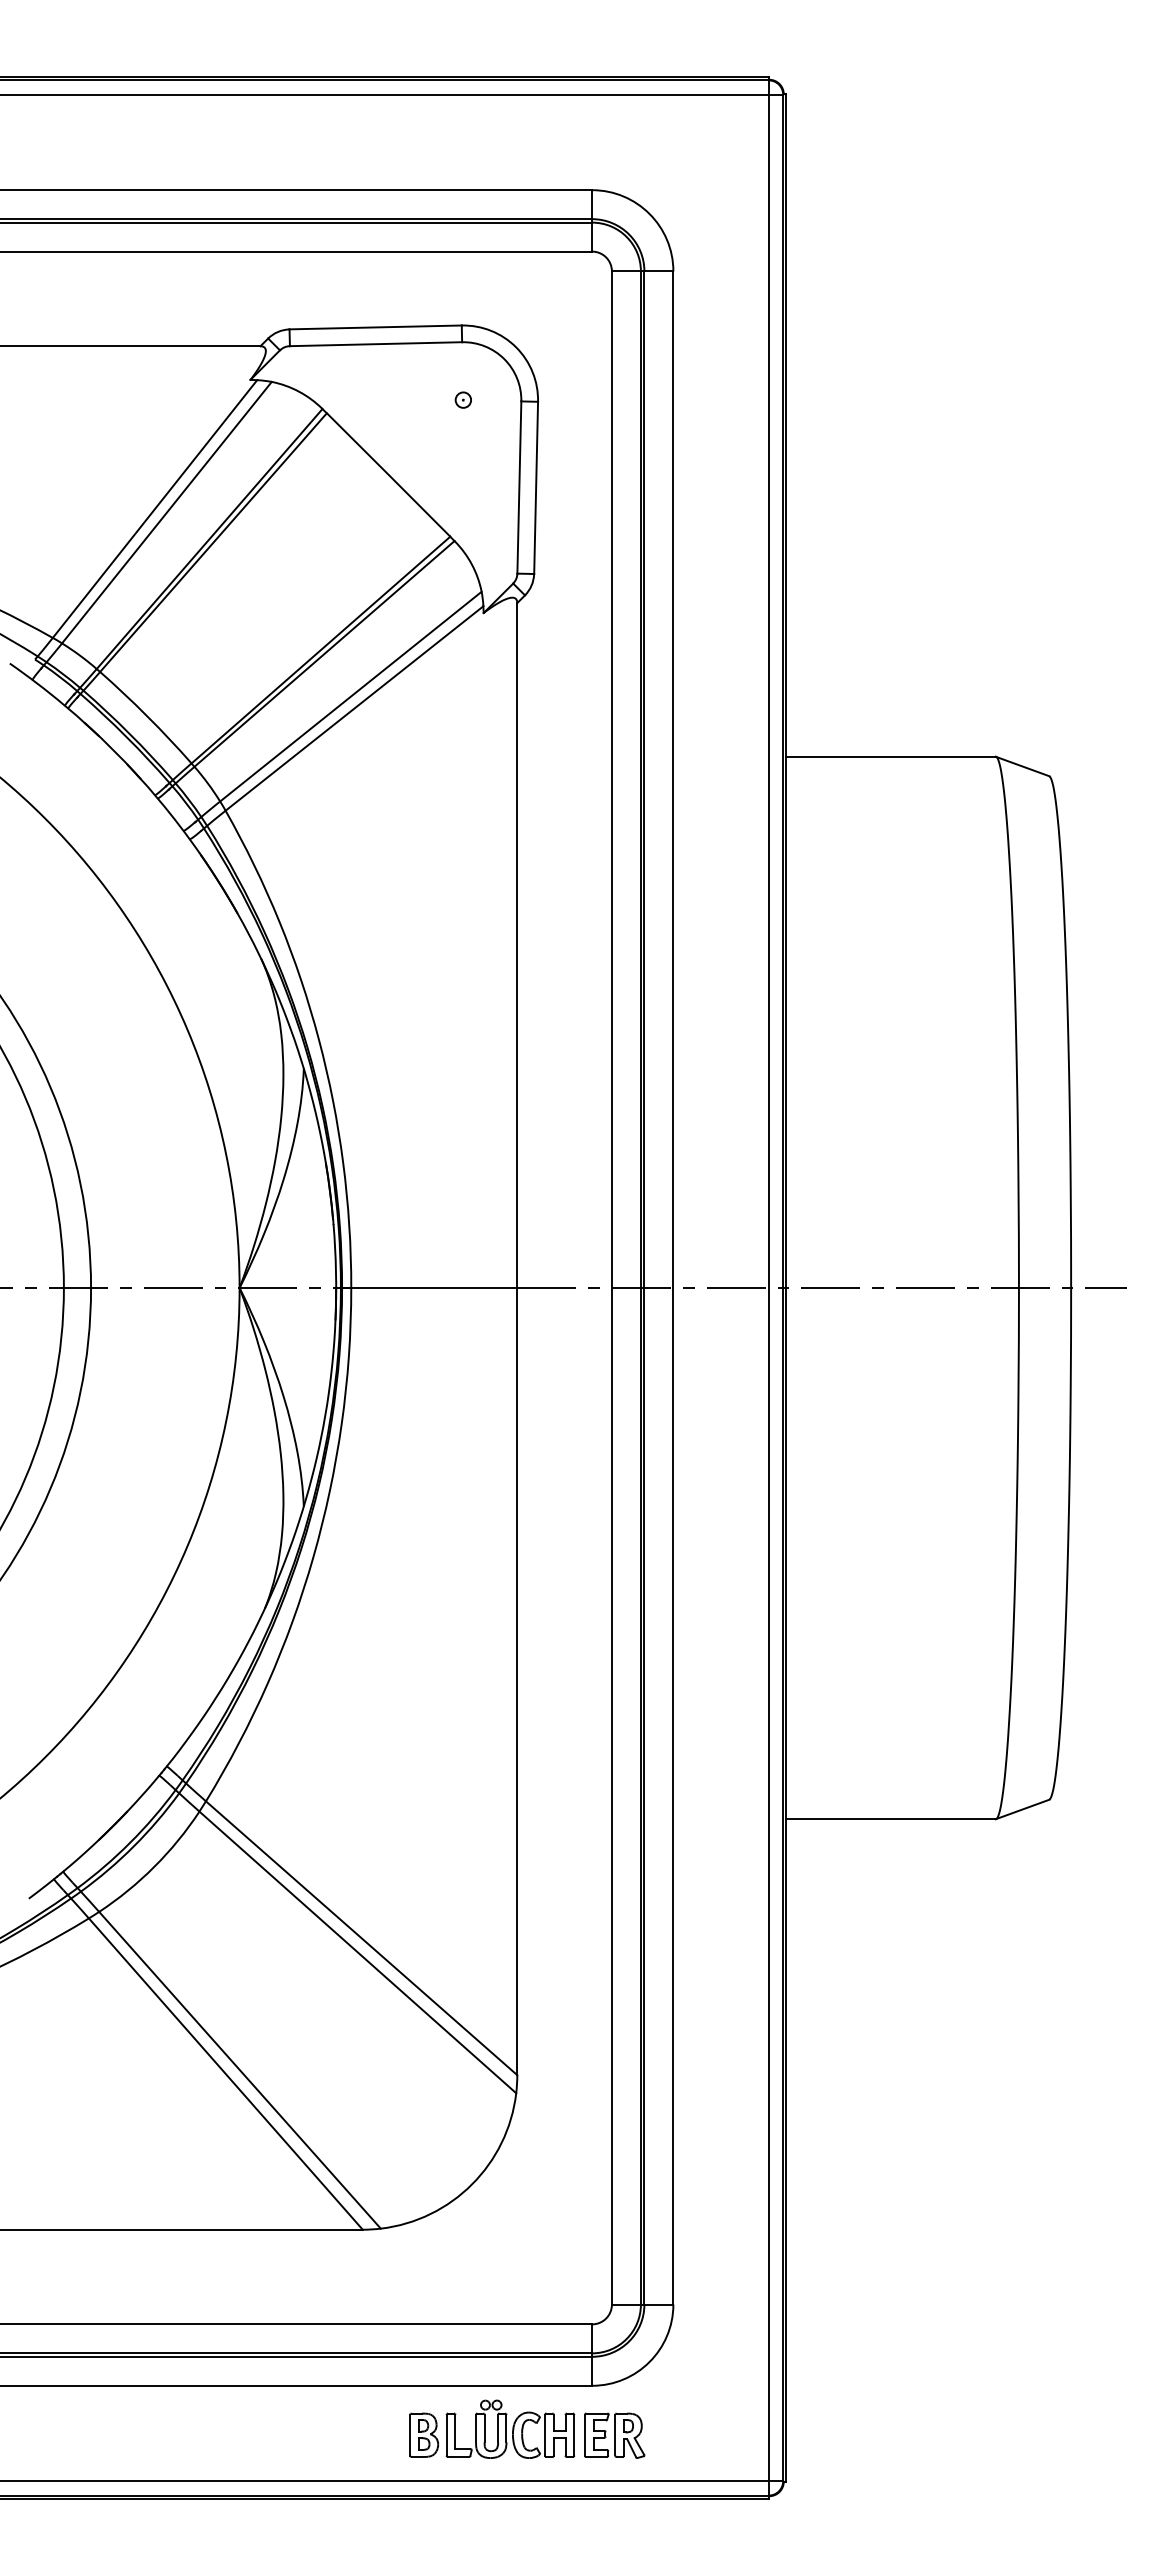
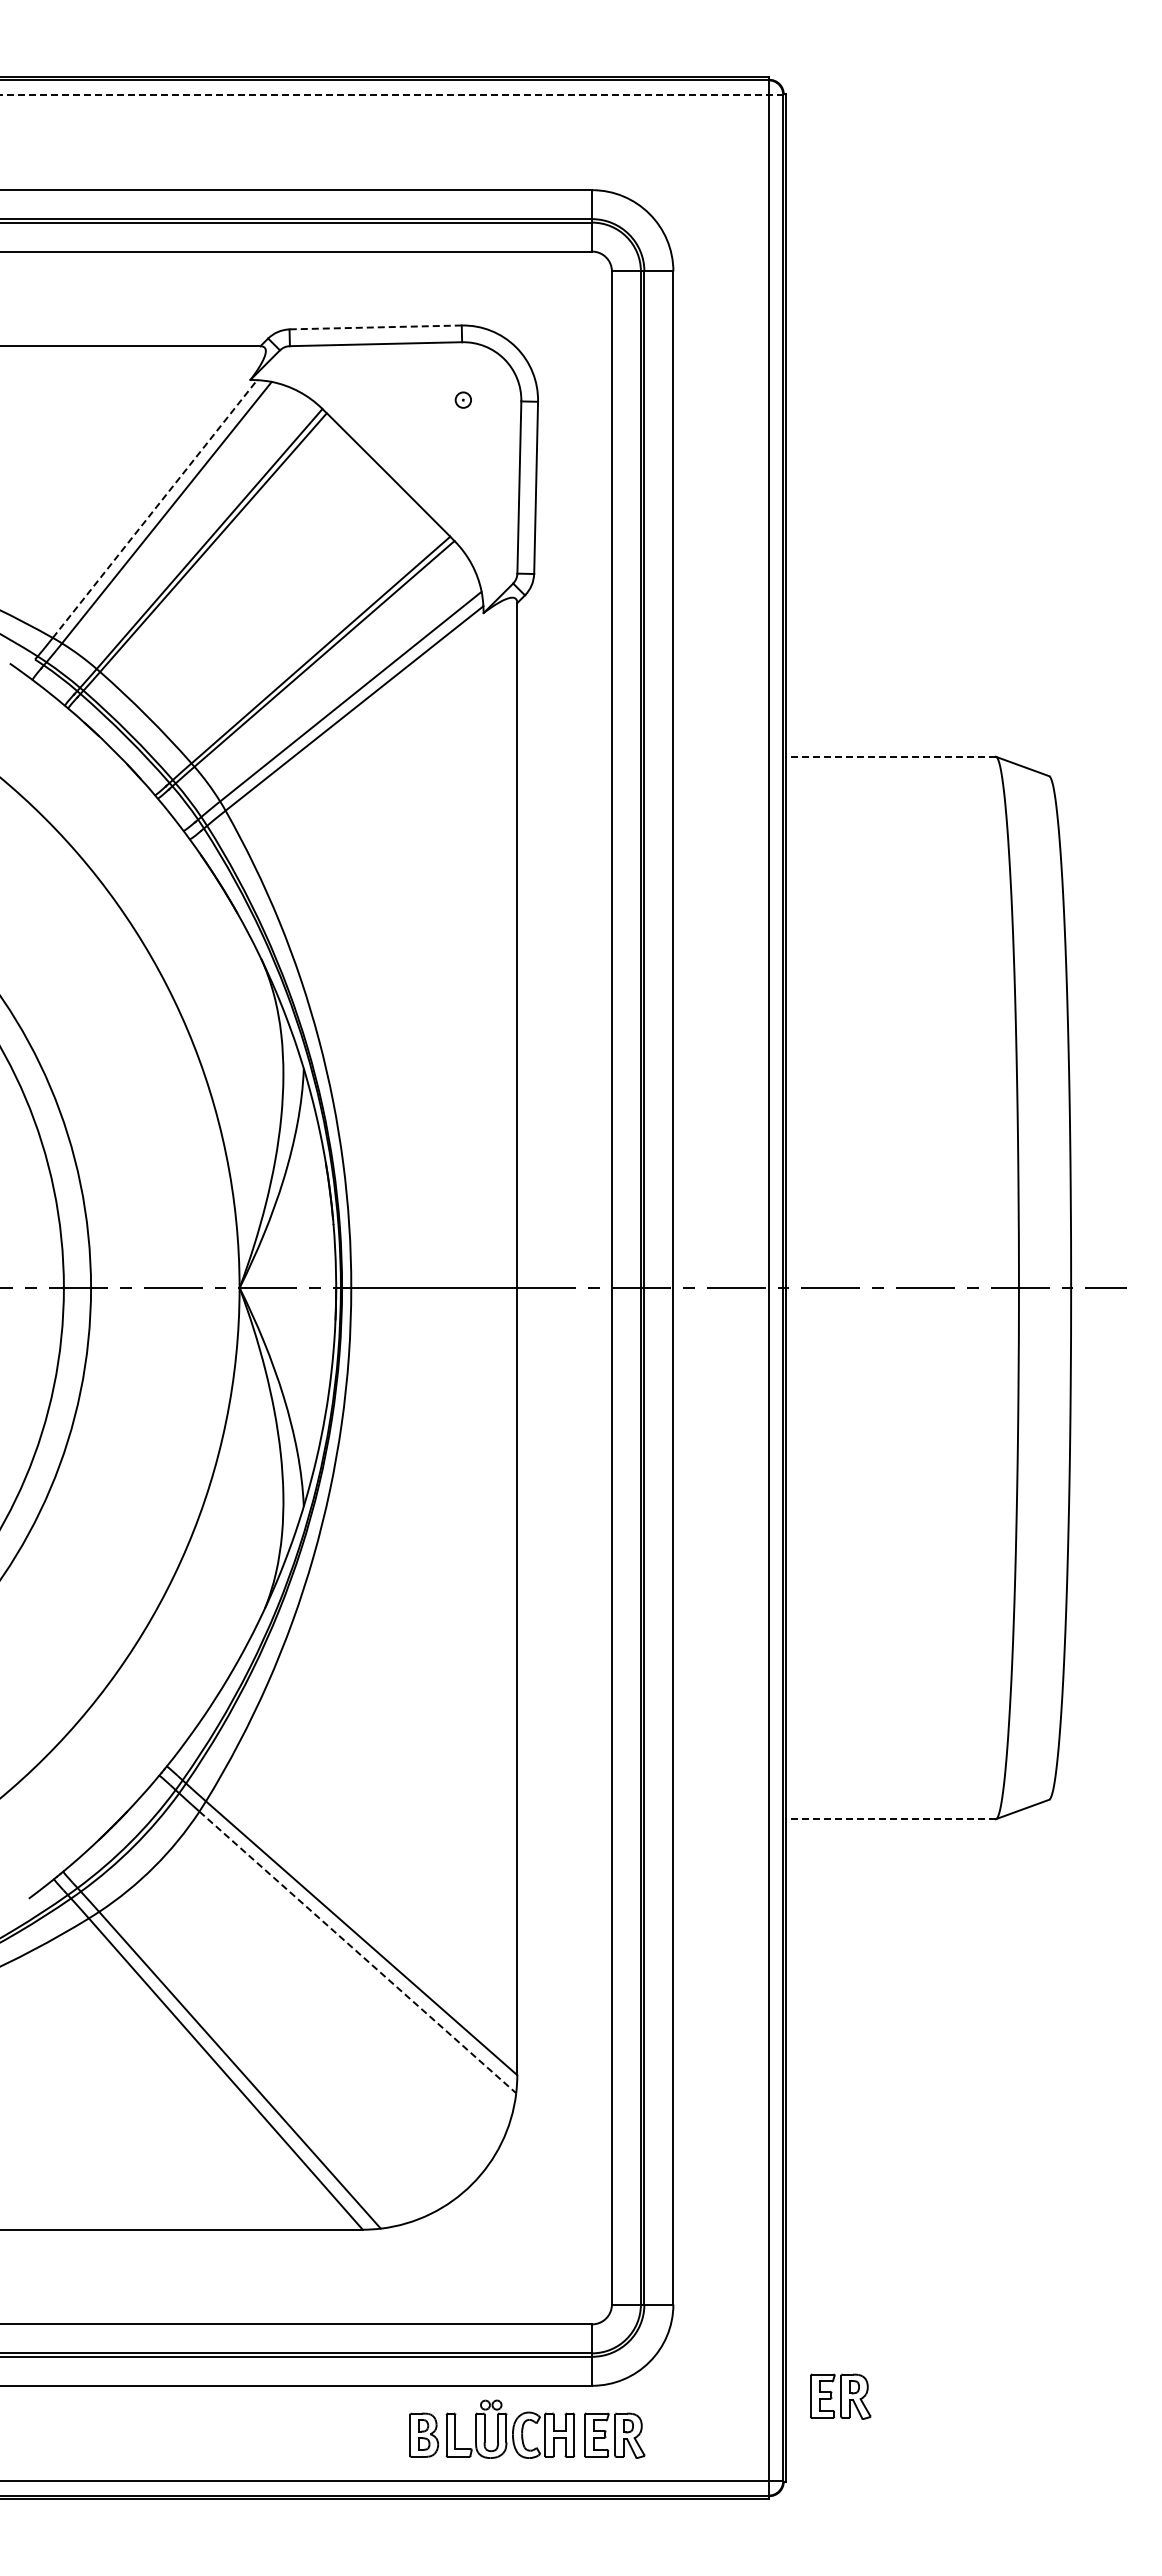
line: solid -> dashed (392, 94)
line: solid -> dashed (375, 327)
line: solid -> dashed (155, 508)
line: solid -> dashed (891, 756)
line: solid -> dashed (891, 1819)
line: solid -> dashed (357, 1952)
part: none -> present (840, 2396)
